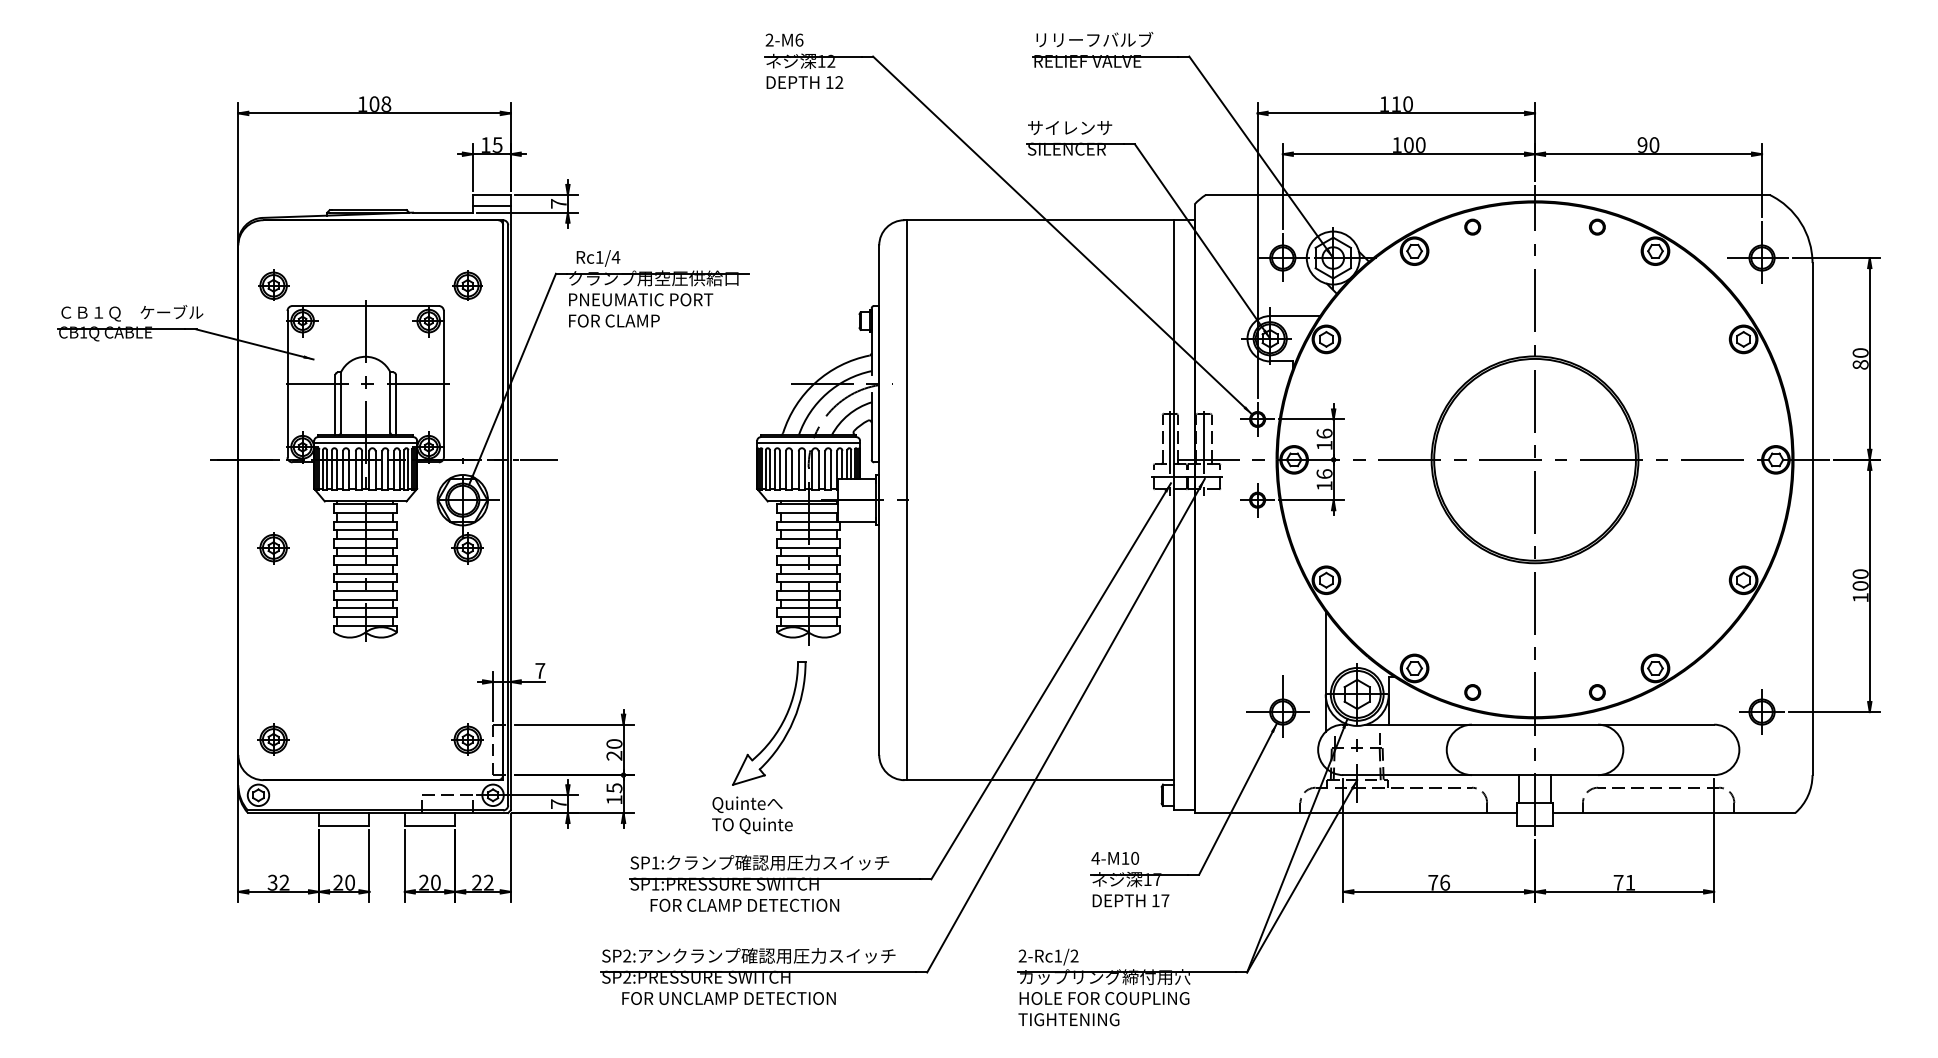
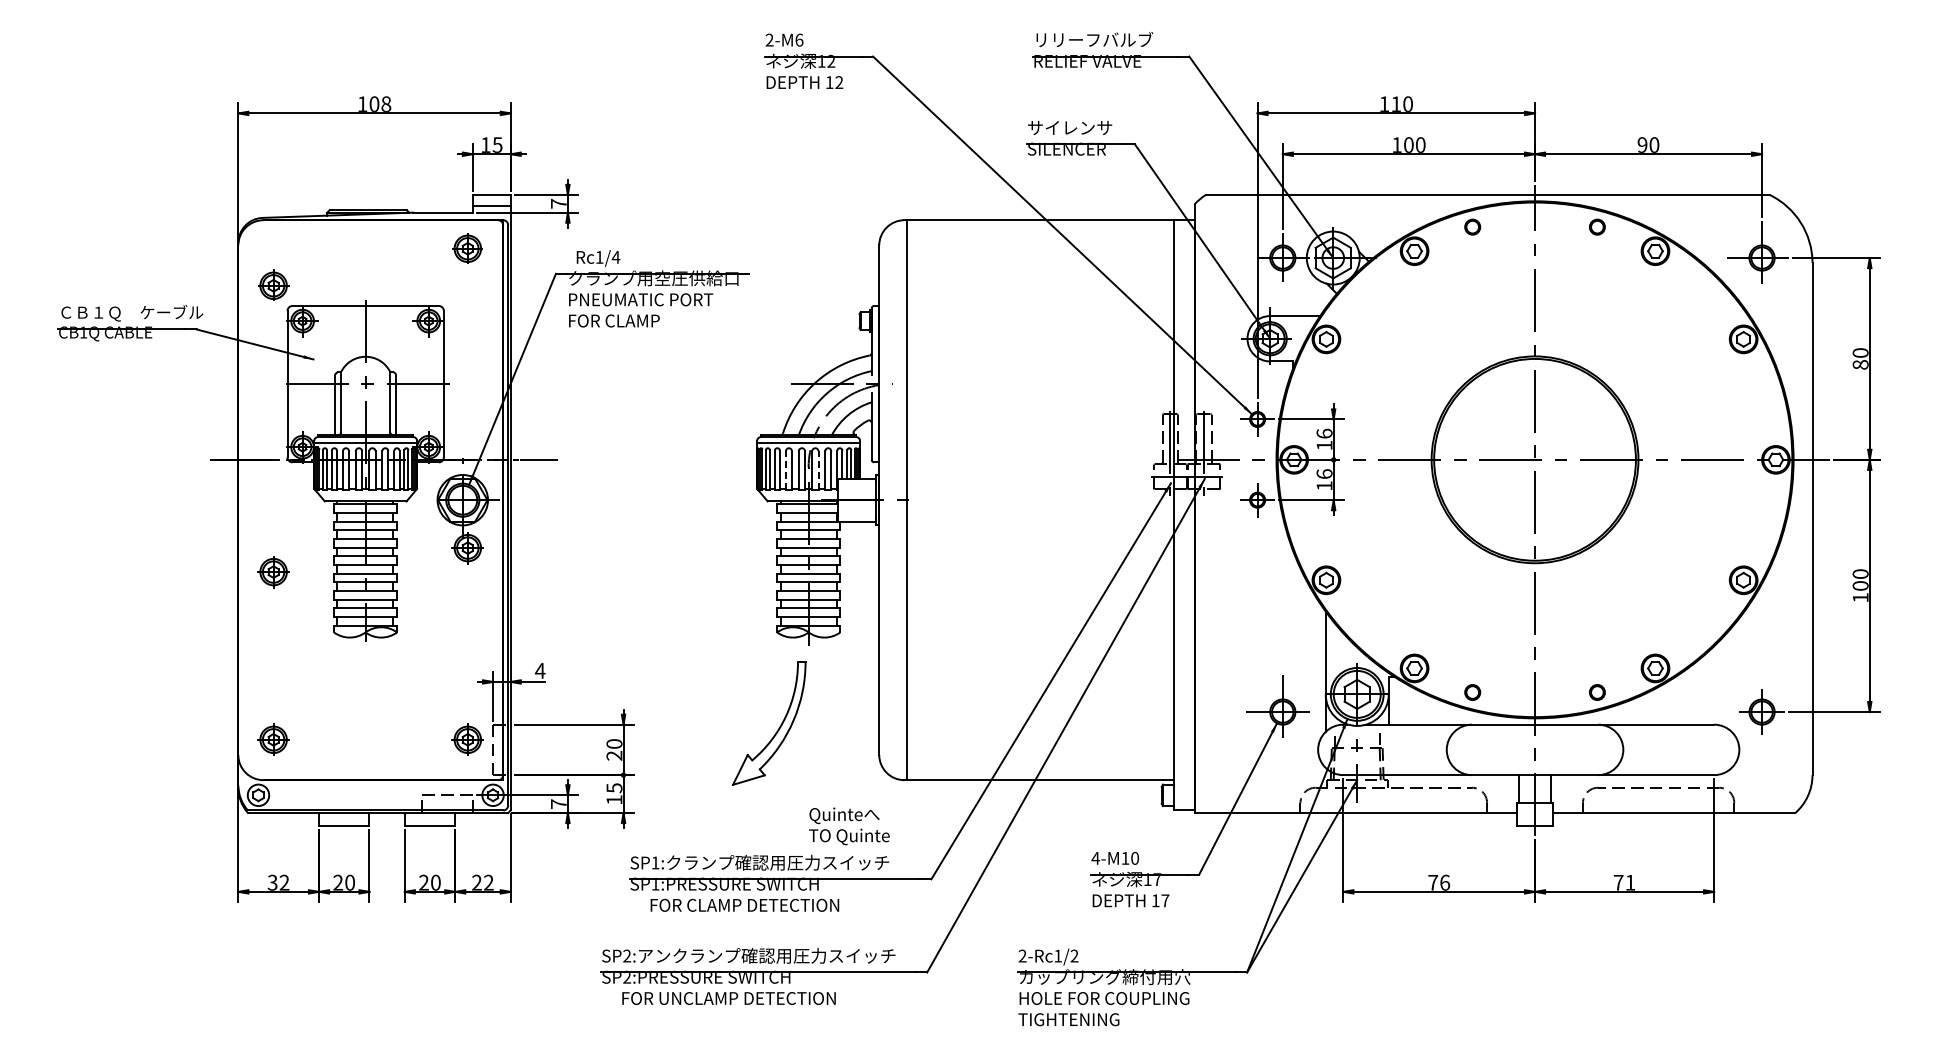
part position: (467, 285) -> (467, 248) (467, 248)
line: solid -> dashed (786, 470)
line: solid -> dashed (818, 470)
part position: (273, 548) -> (273, 572) (273, 572)
text: 7 -> 4 (540, 670)
text position: (752, 815) -> (849, 826) (849, 826)
